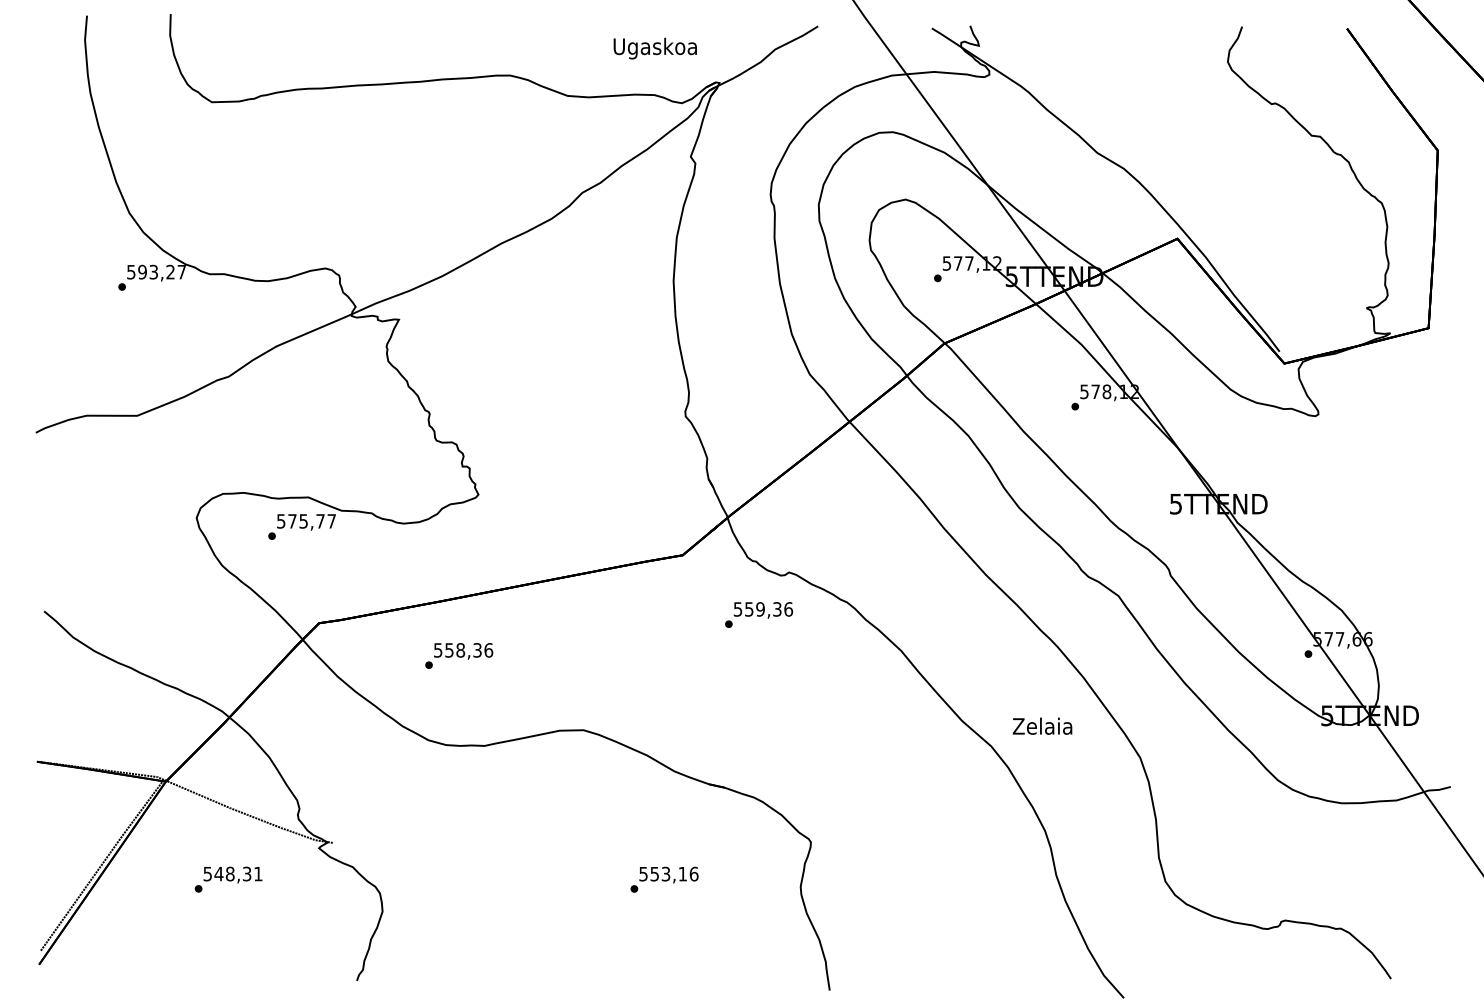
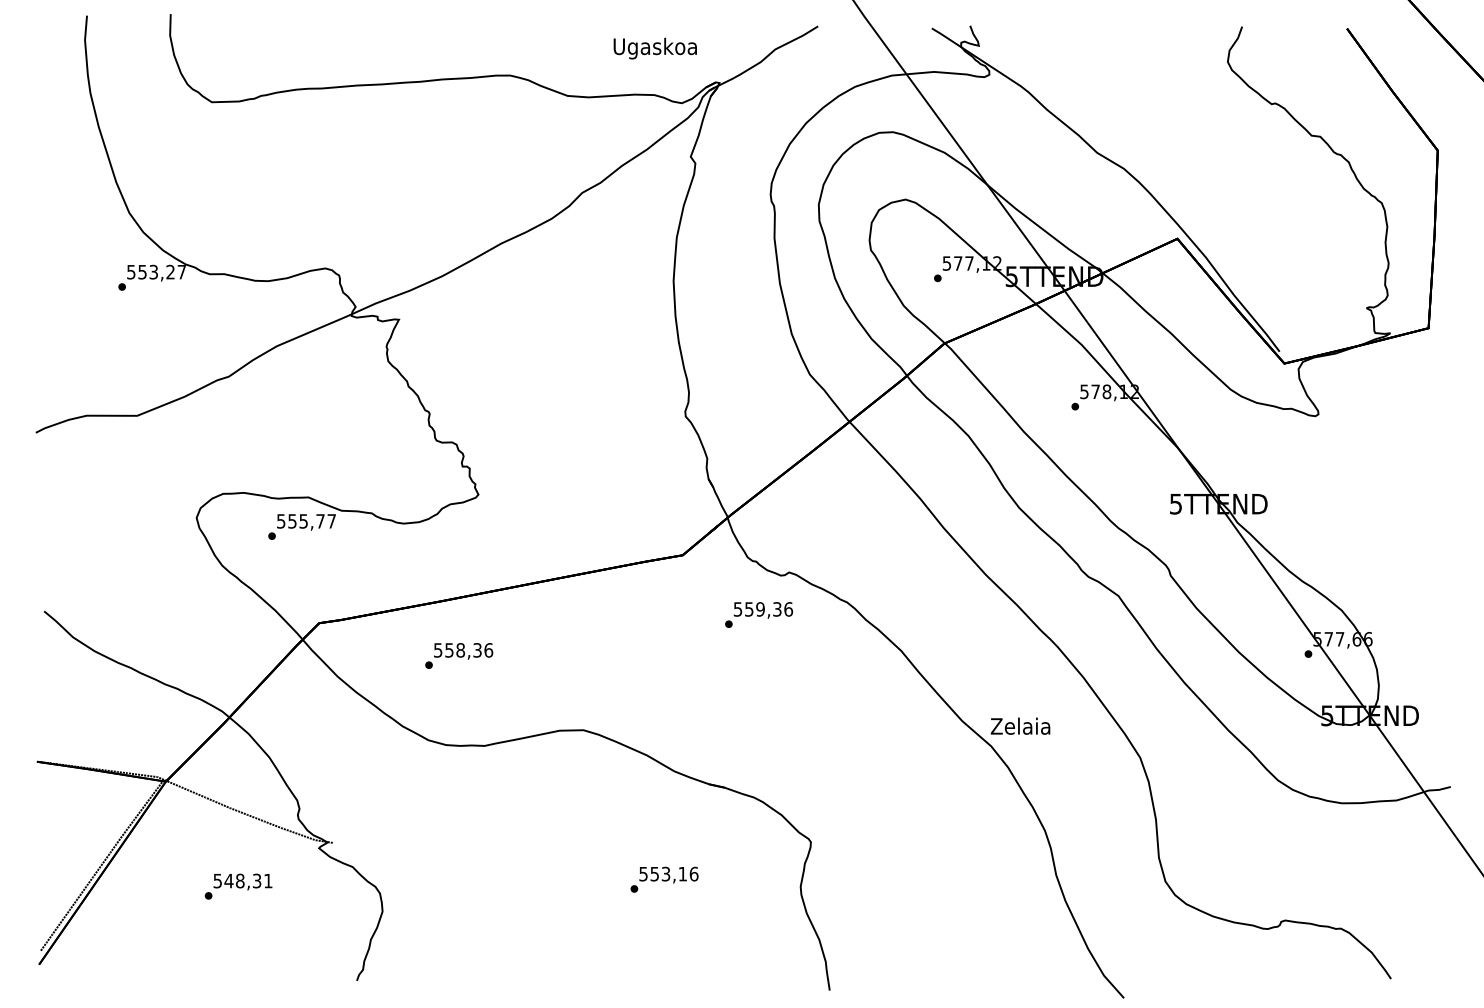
text: 593,27 -> 553,27 (142, 271)
text: 575,77 -> 555,77 (292, 521)
text position: (1042, 725) -> (1020, 725) (1020, 725)
text position: (228, 879) -> (238, 886) (238, 886)
